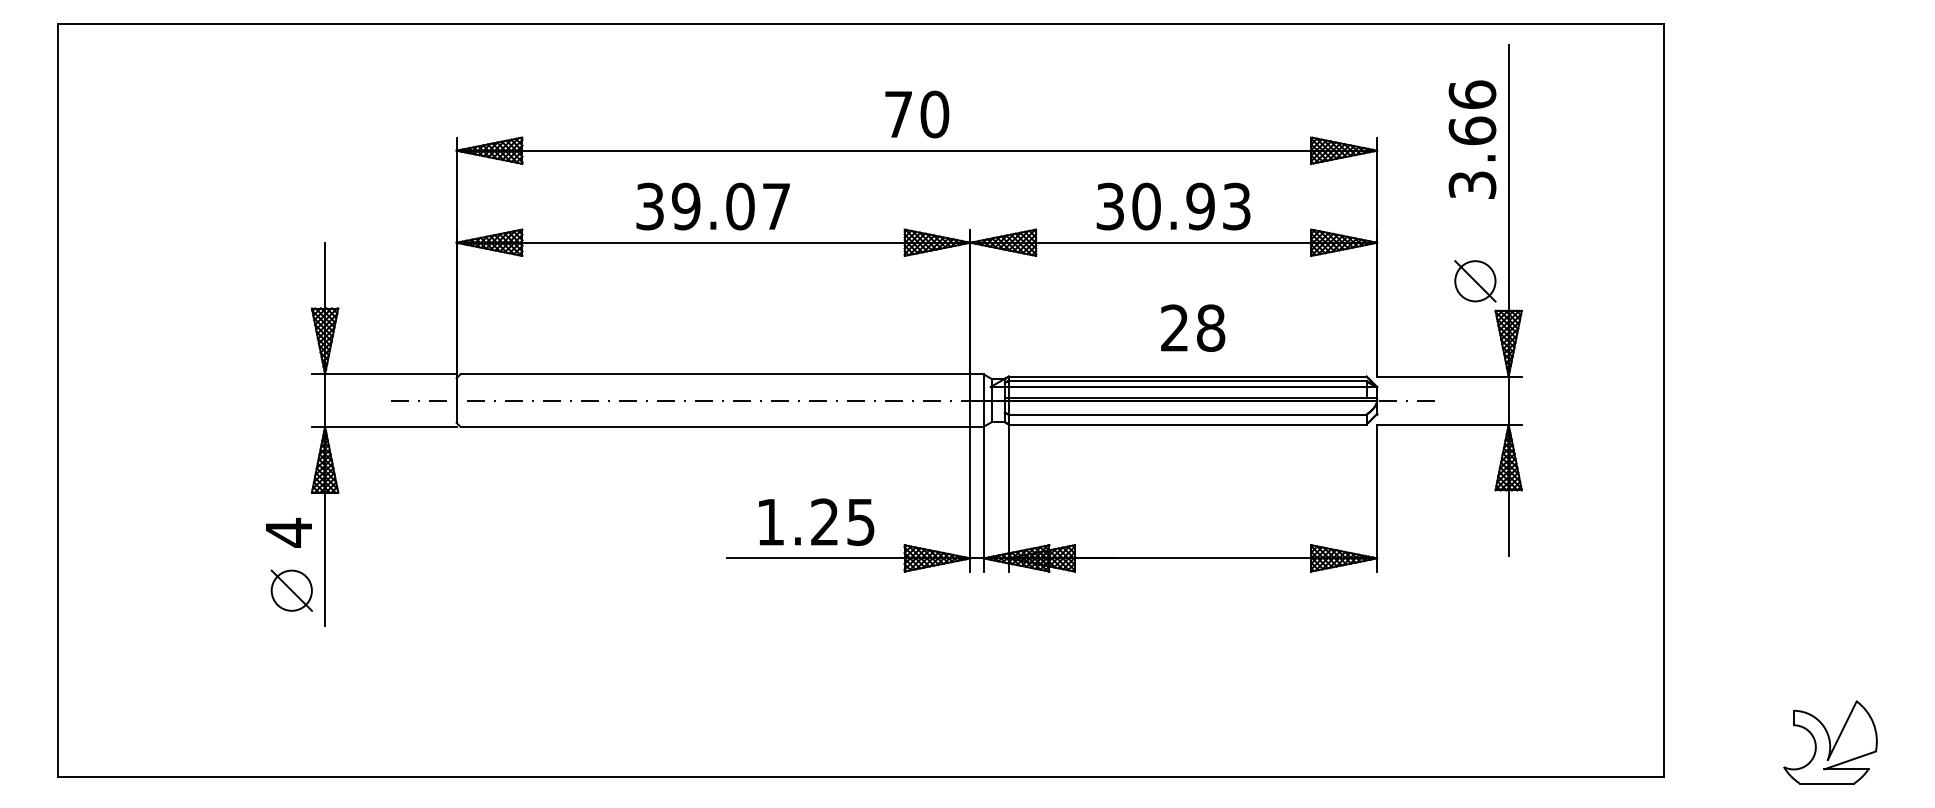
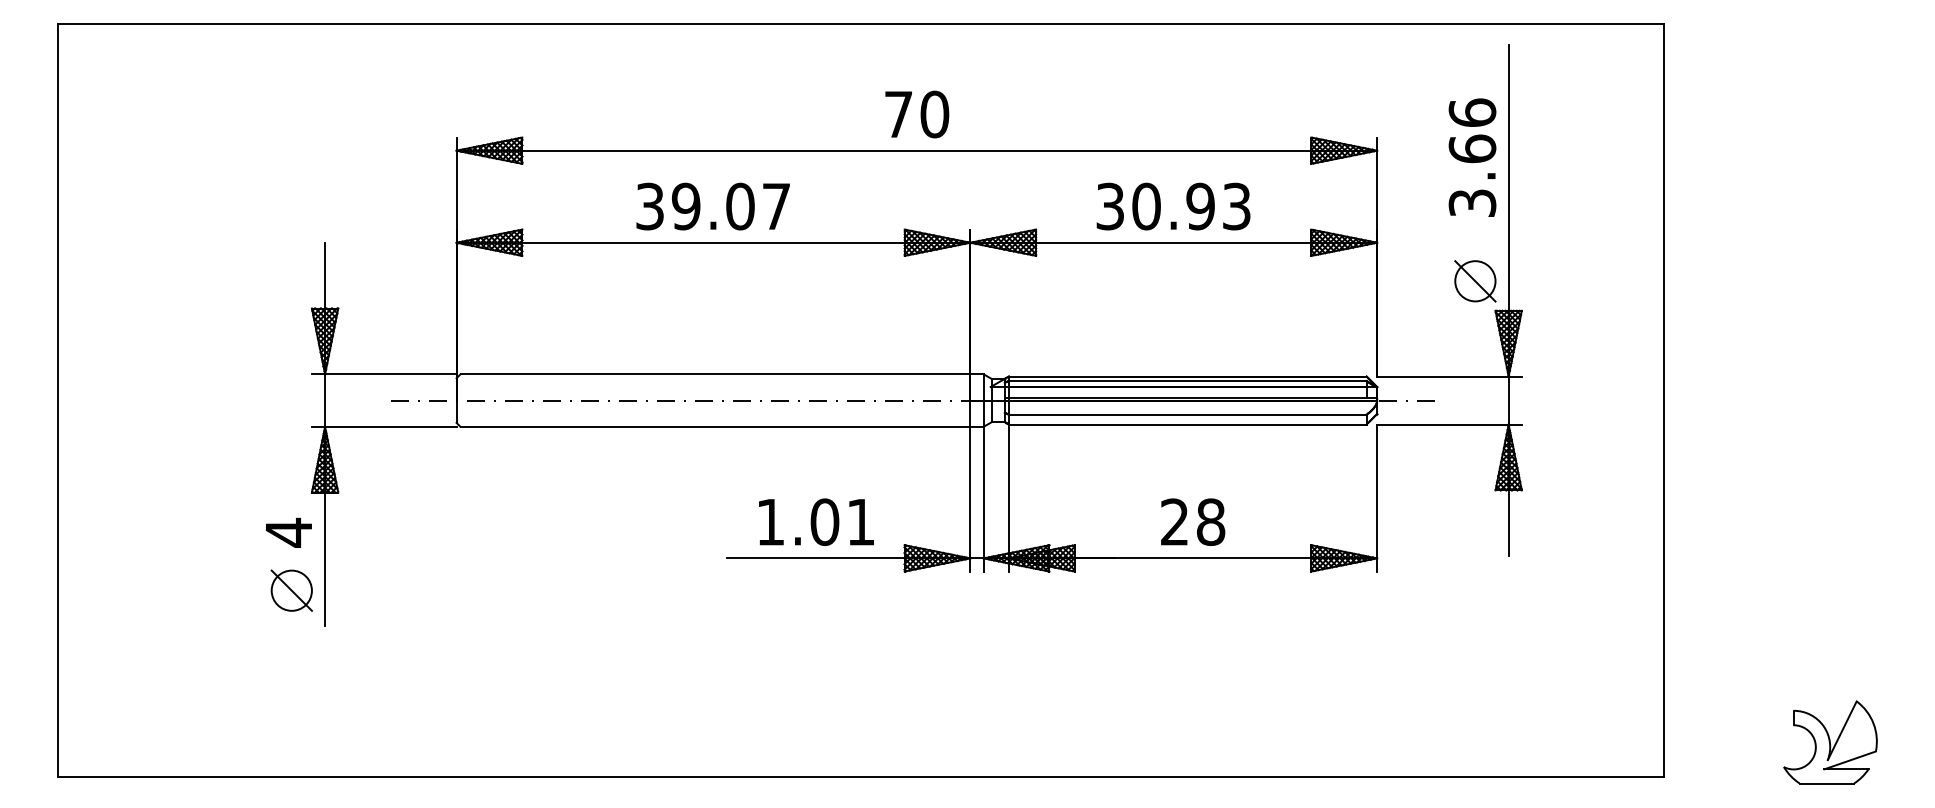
text position: (1472, 139) -> (1472, 157) (1472, 157)
text position: (1193, 327) -> (1193, 521) (1193, 521)
text: 1.25 -> 1.01 (842, 522)
